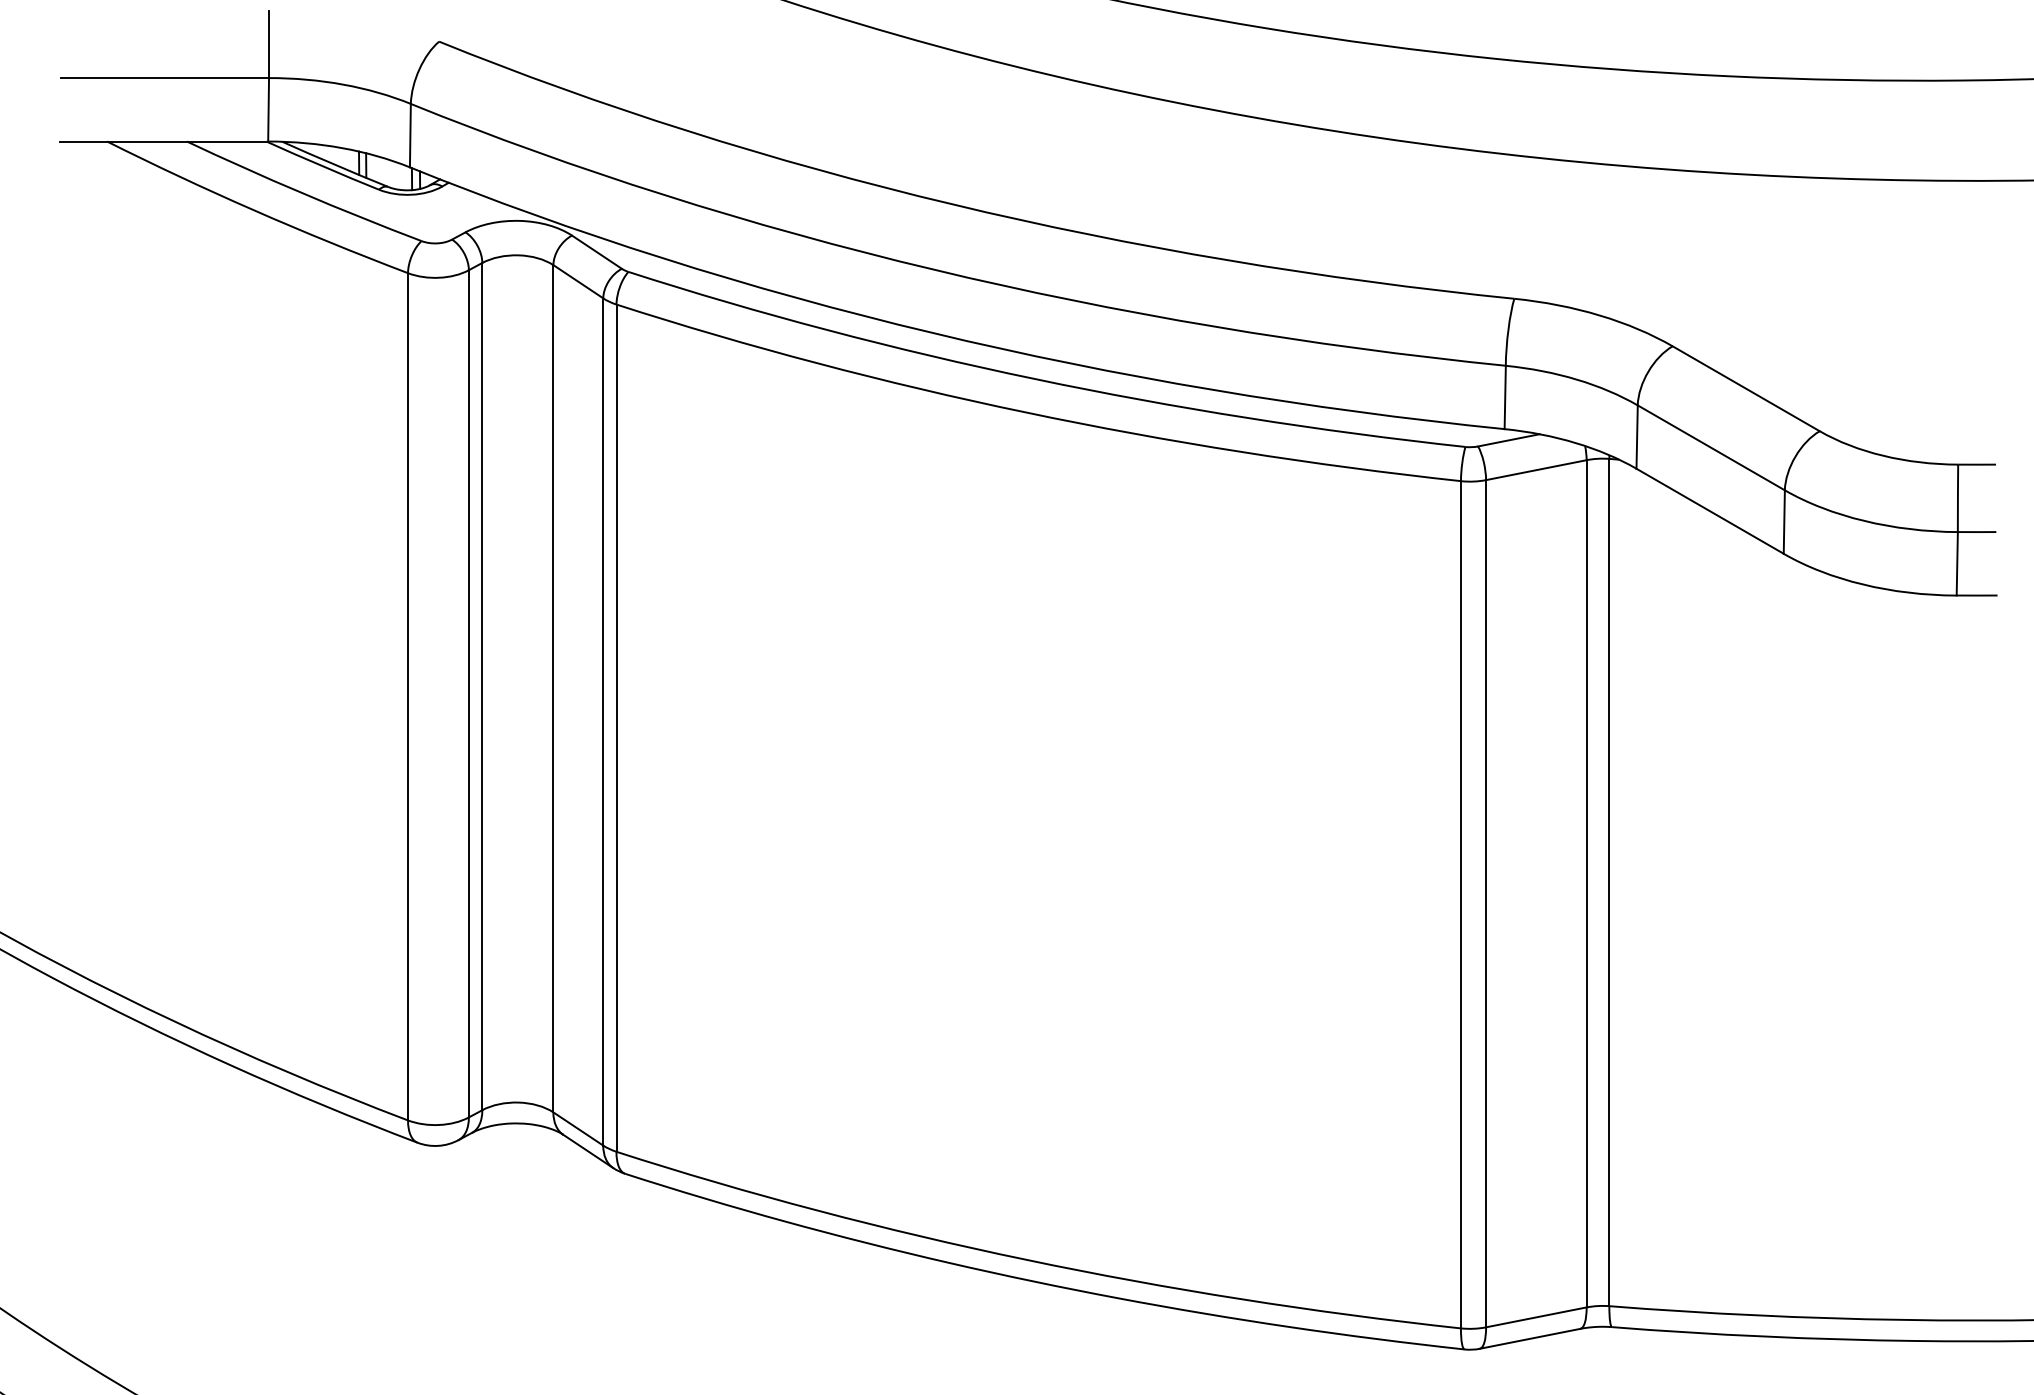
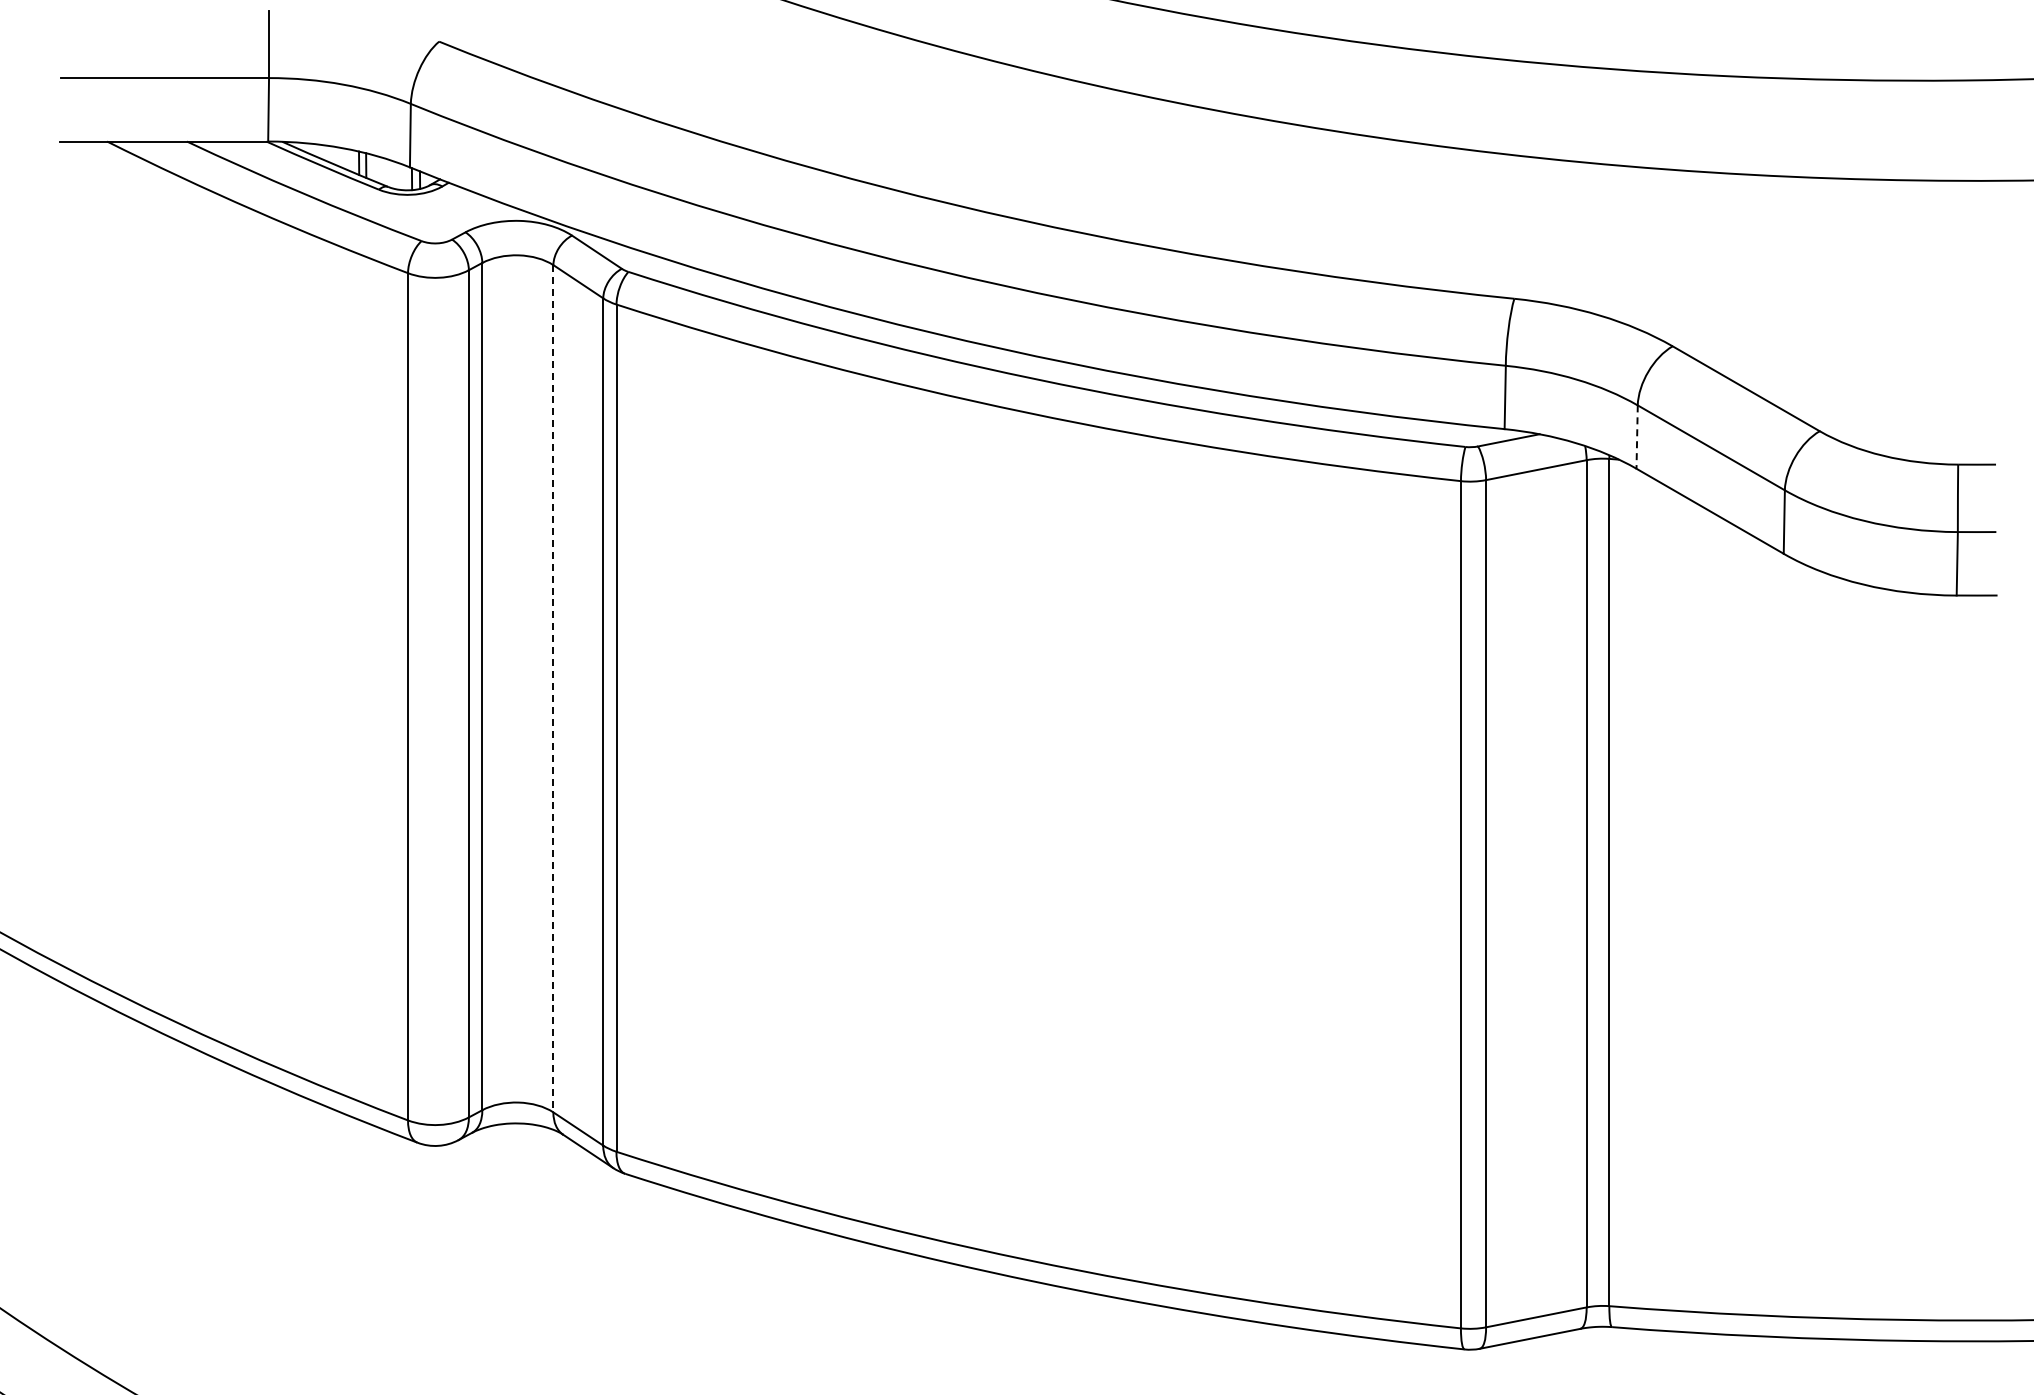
line: solid -> dashed (1637, 437)
line: solid -> dashed (553, 688)
